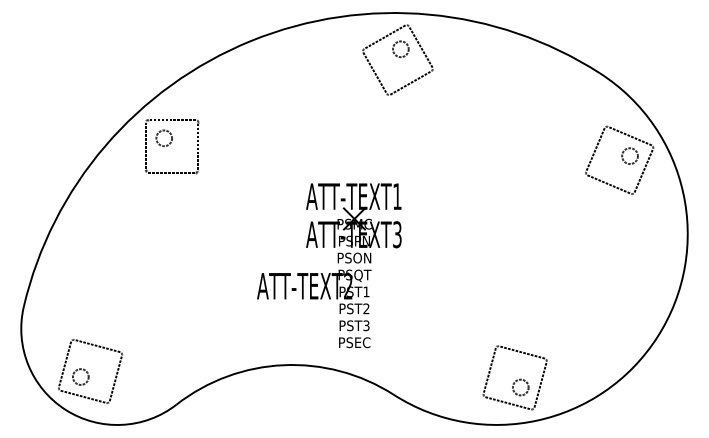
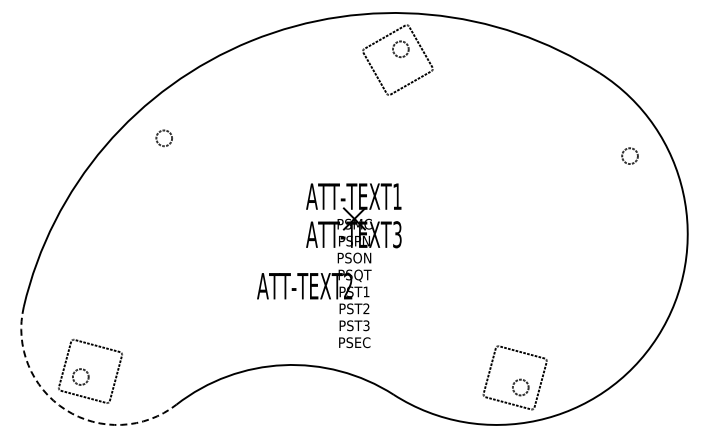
part: present -> none (197, 145)
part: present -> none (597, 148)
arc: solid -> dashed (65, 409)
